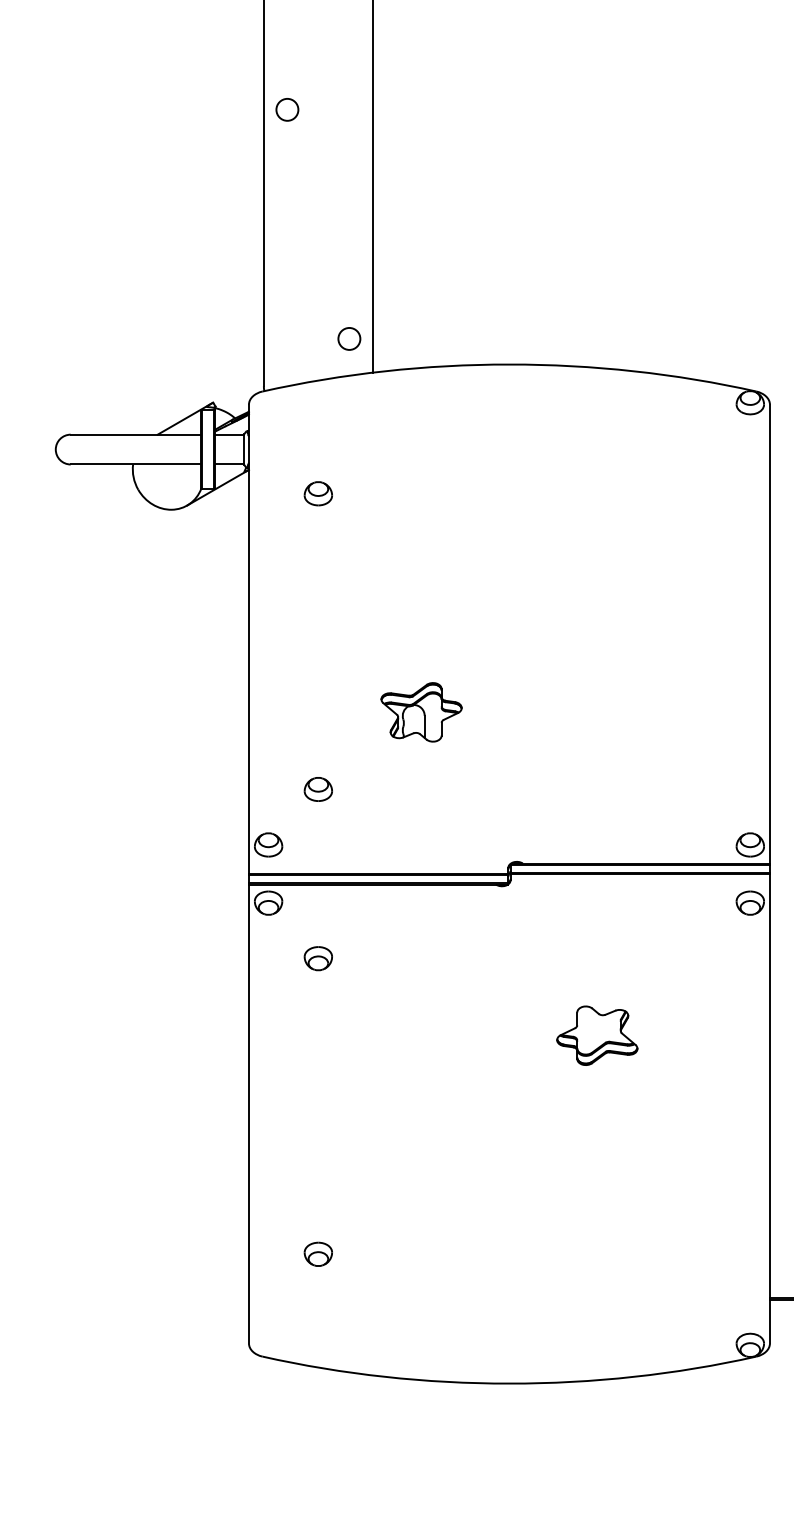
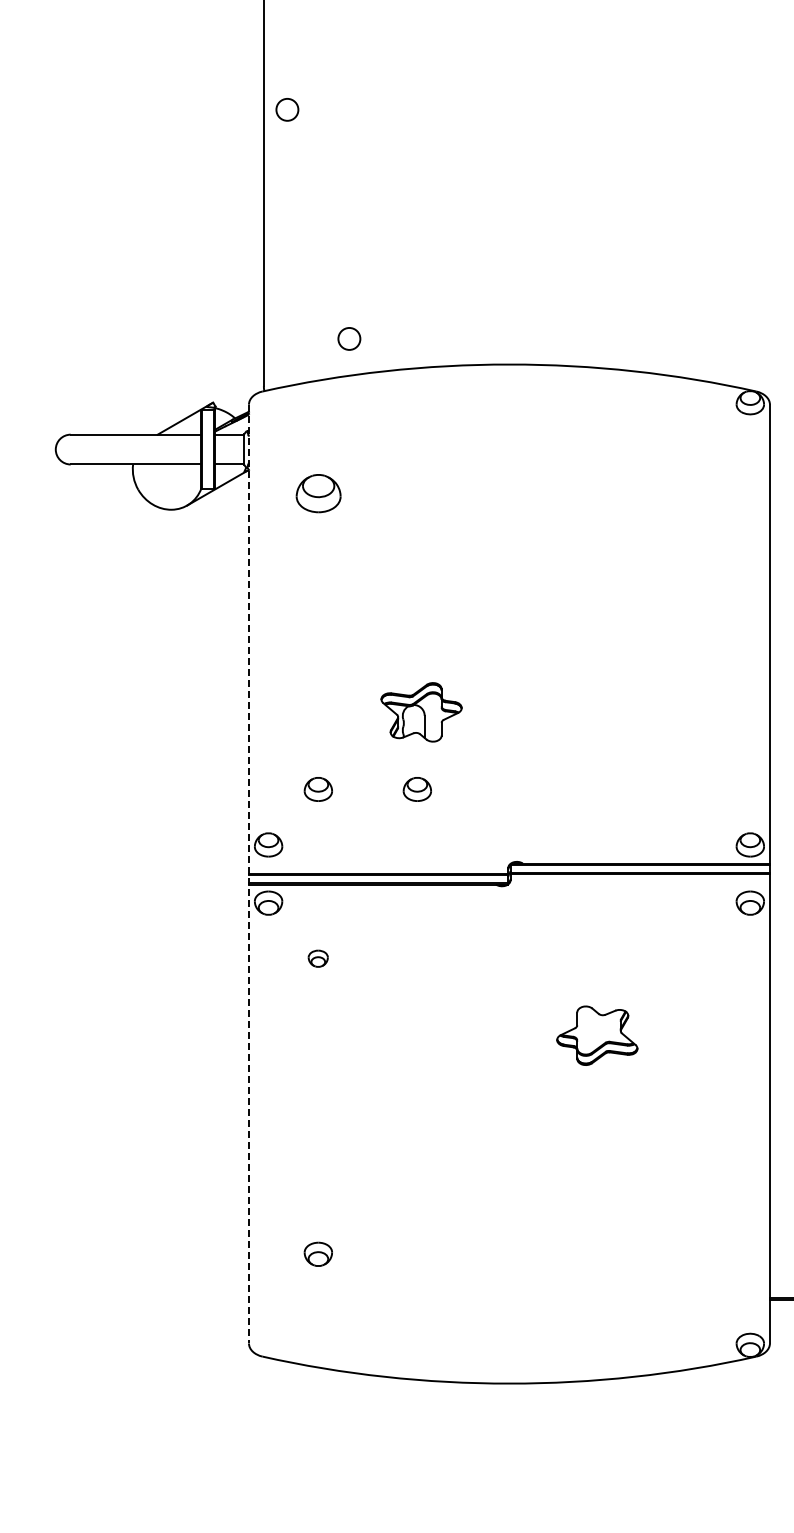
line: present -> none (372, 187)
part size: 30x26 px -> 47x40 px (318, 493)
part: none -> present (416, 789)
line: solid -> dashed (248, 874)
part size: 30x26 px -> 22x19 px (317, 958)
